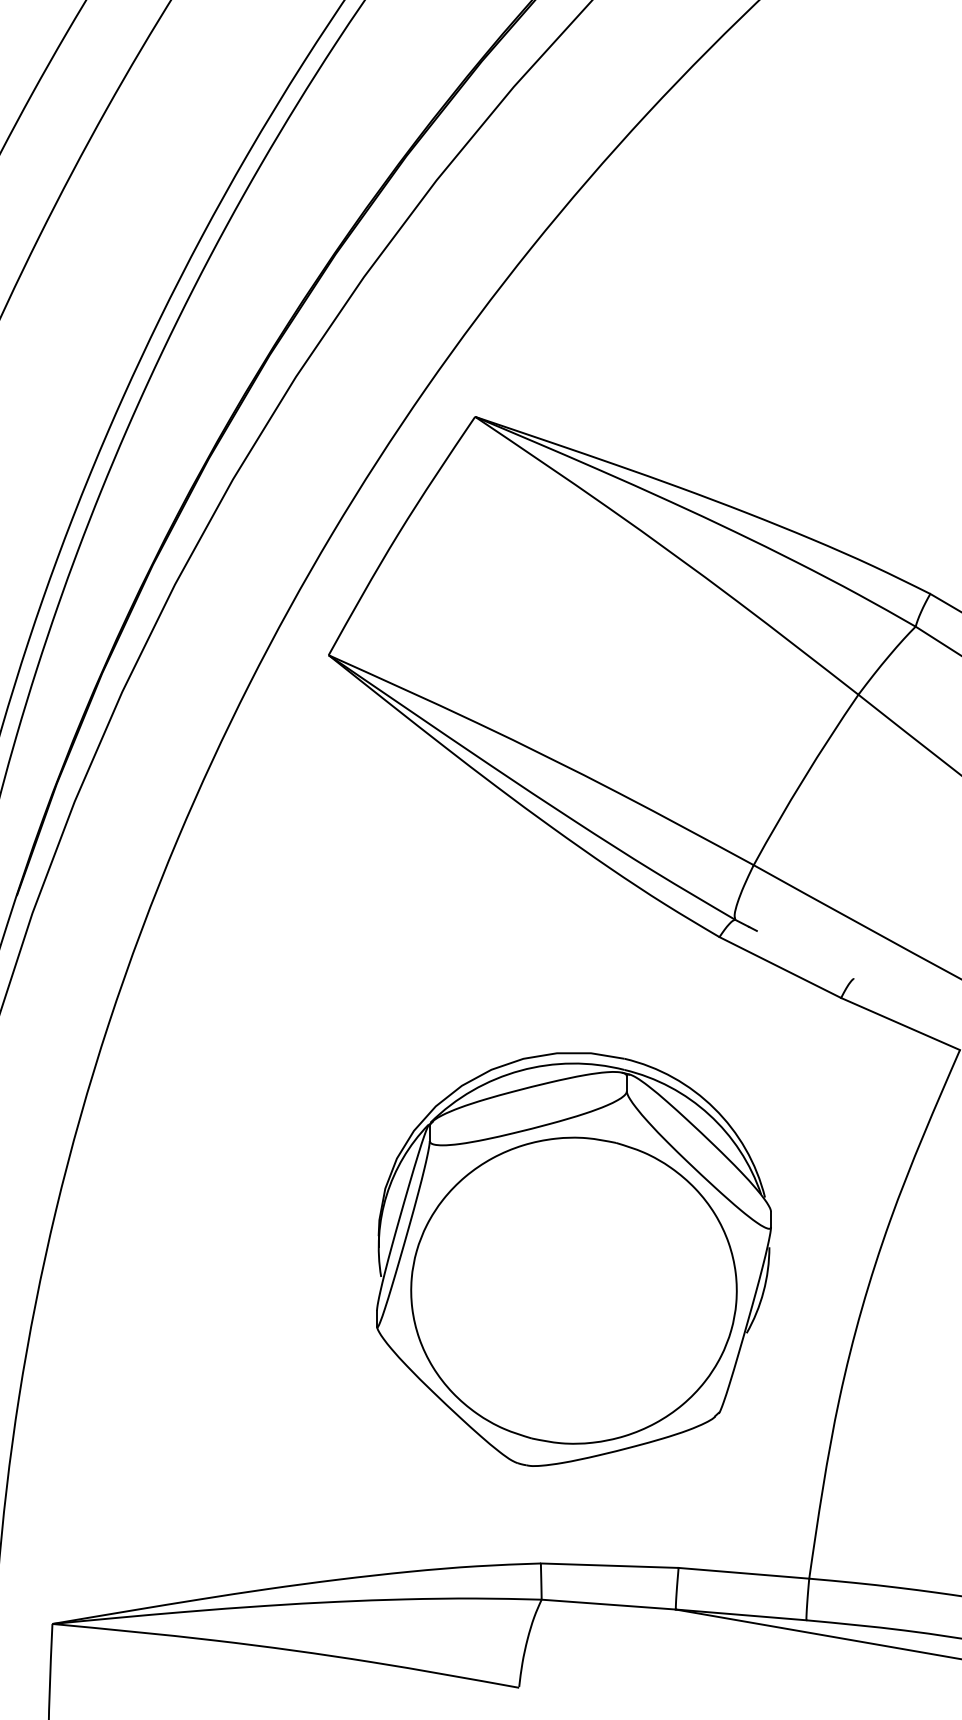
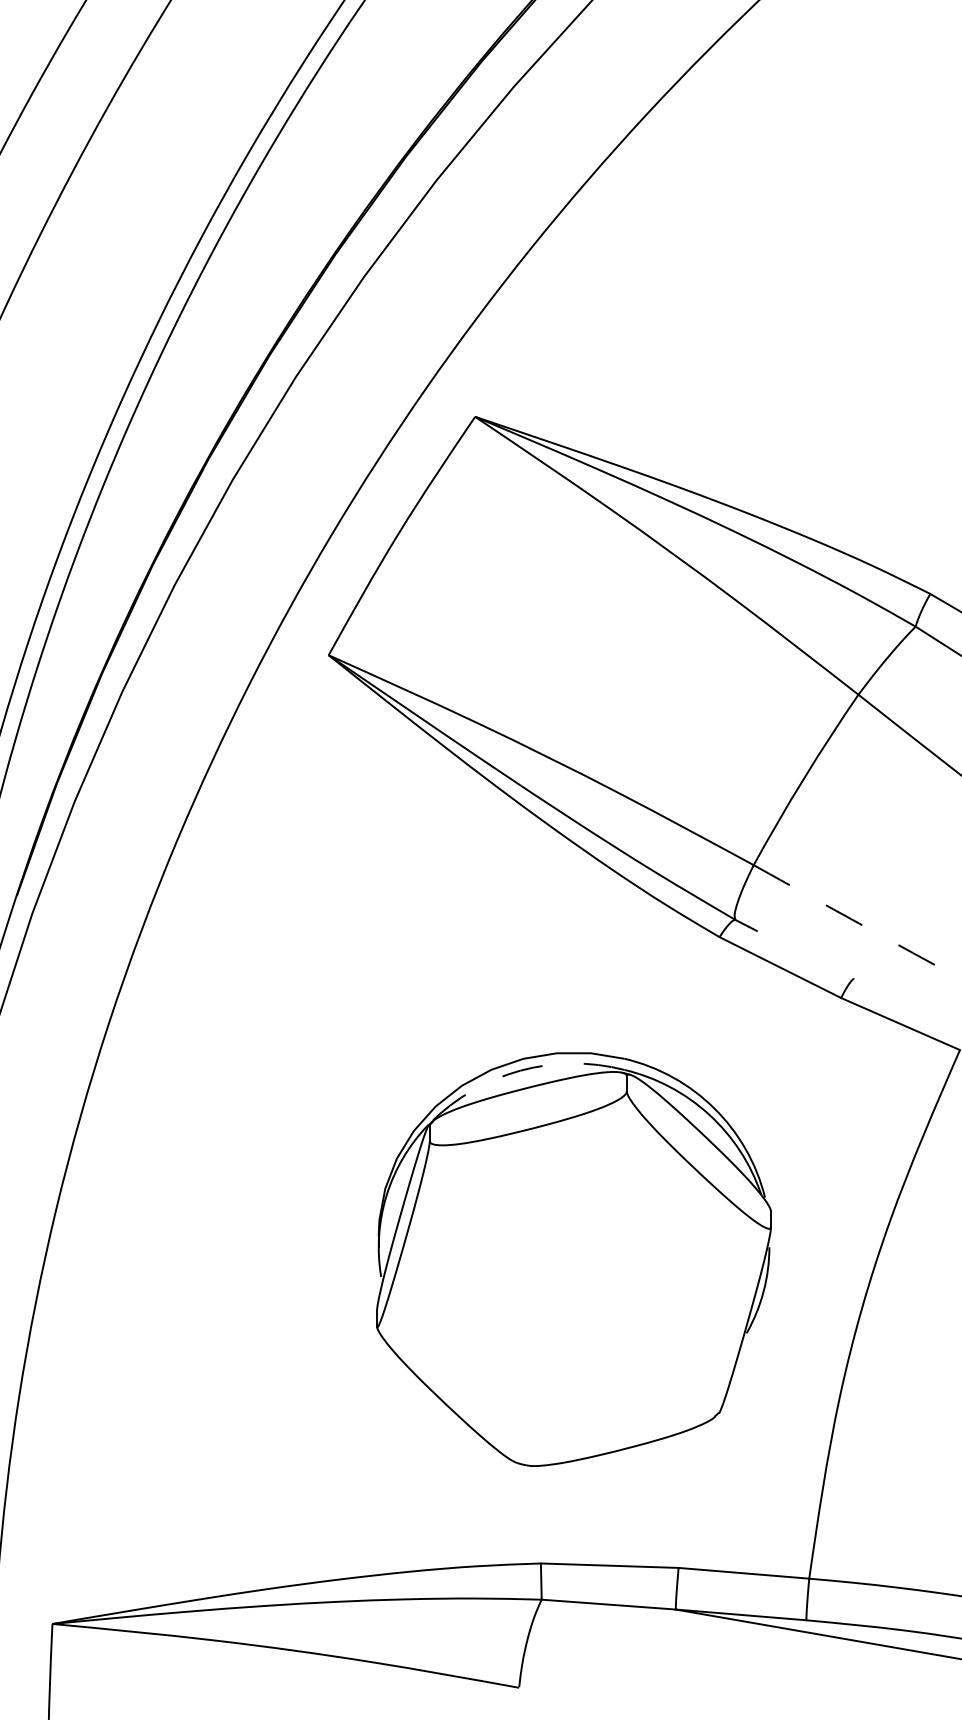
arc: solid -> dashed (858, 922)
arc: solid -> dashed (520, 1070)
part: present -> none (573, 1290)
